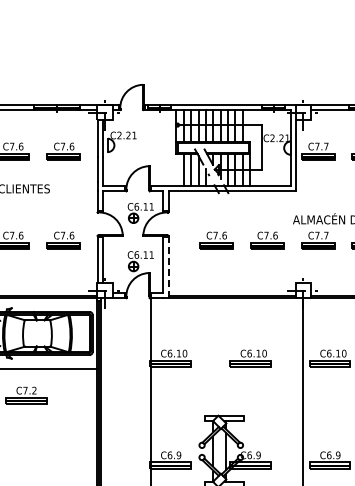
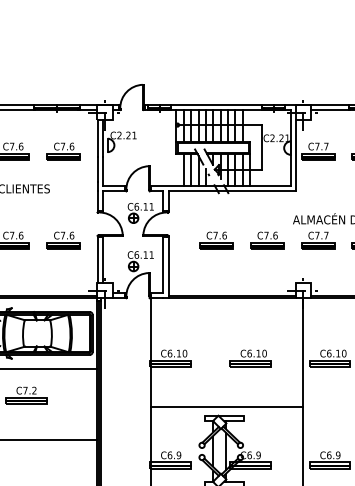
line: dashed -> solid (168, 267)
line: none -> present (226, 406)
line: none -> present (49, 440)
